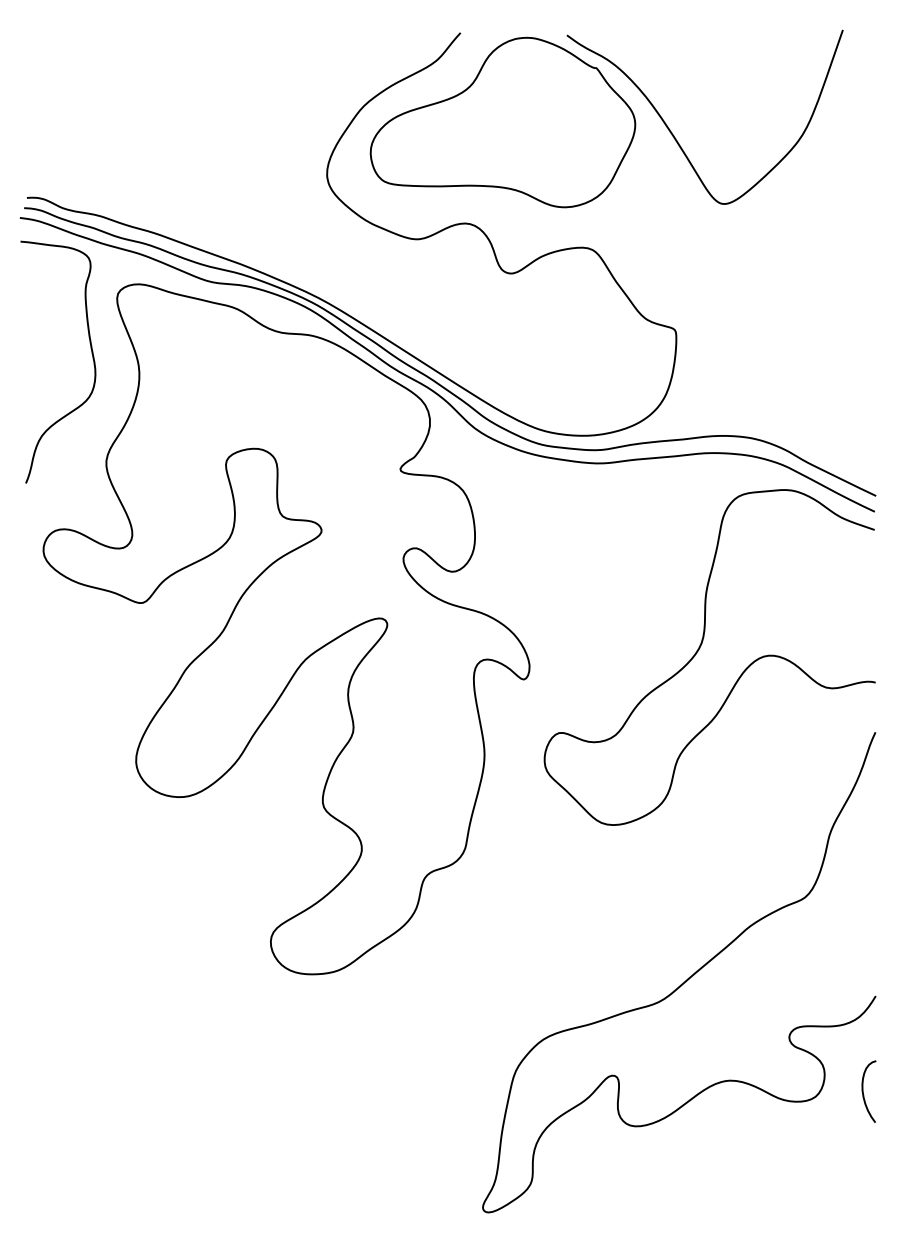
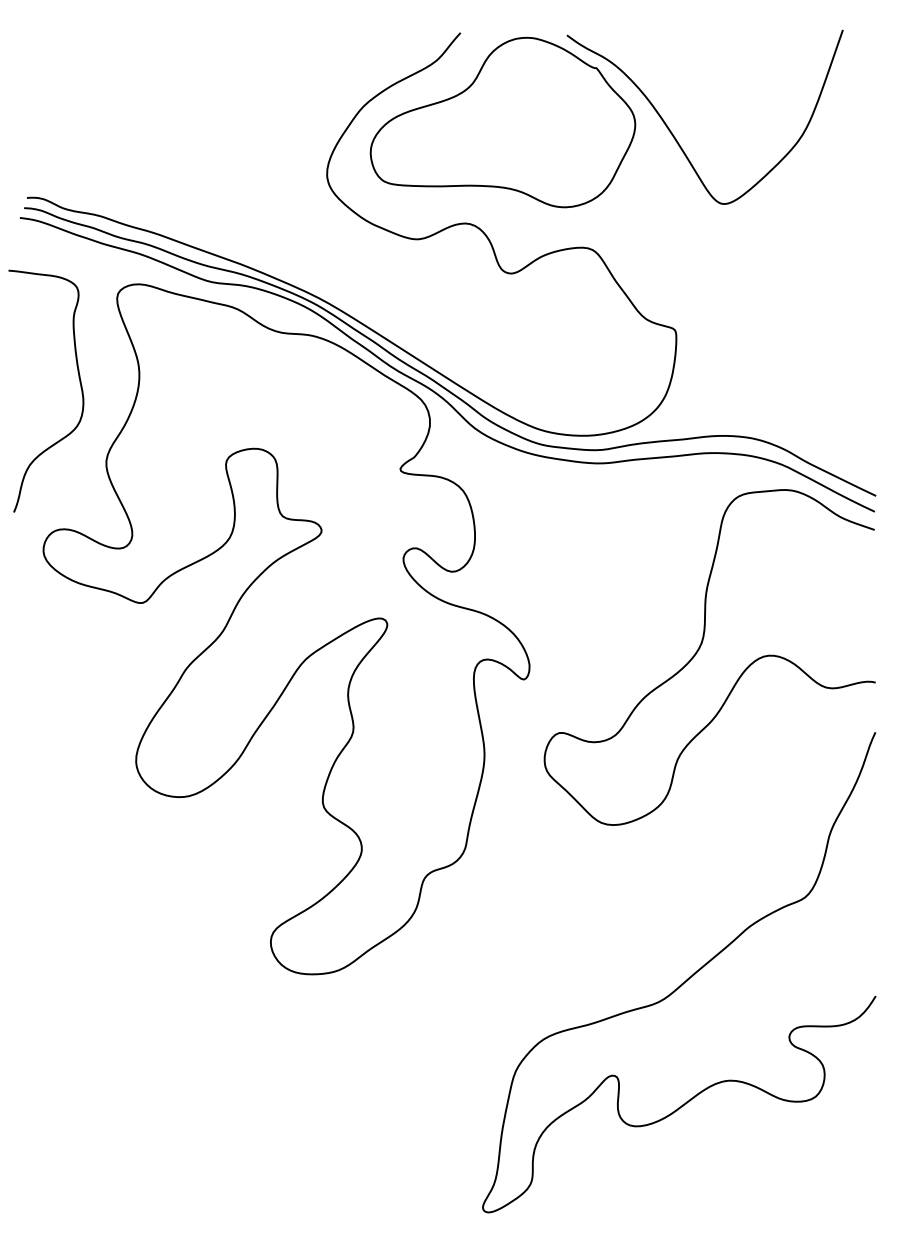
curve position: (91, 353) -> (79, 382) (79, 382)
curve: present -> none (863, 1091)
